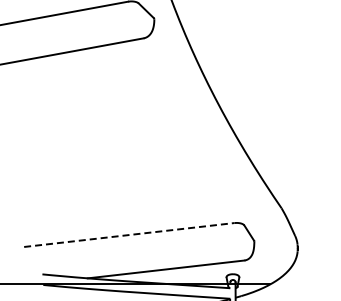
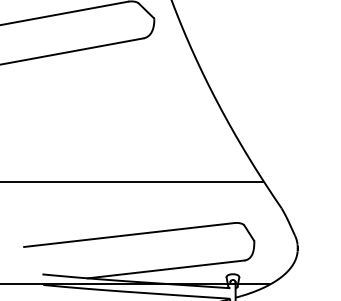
line: none -> present (132, 181)
line: dashed -> solid (129, 235)
